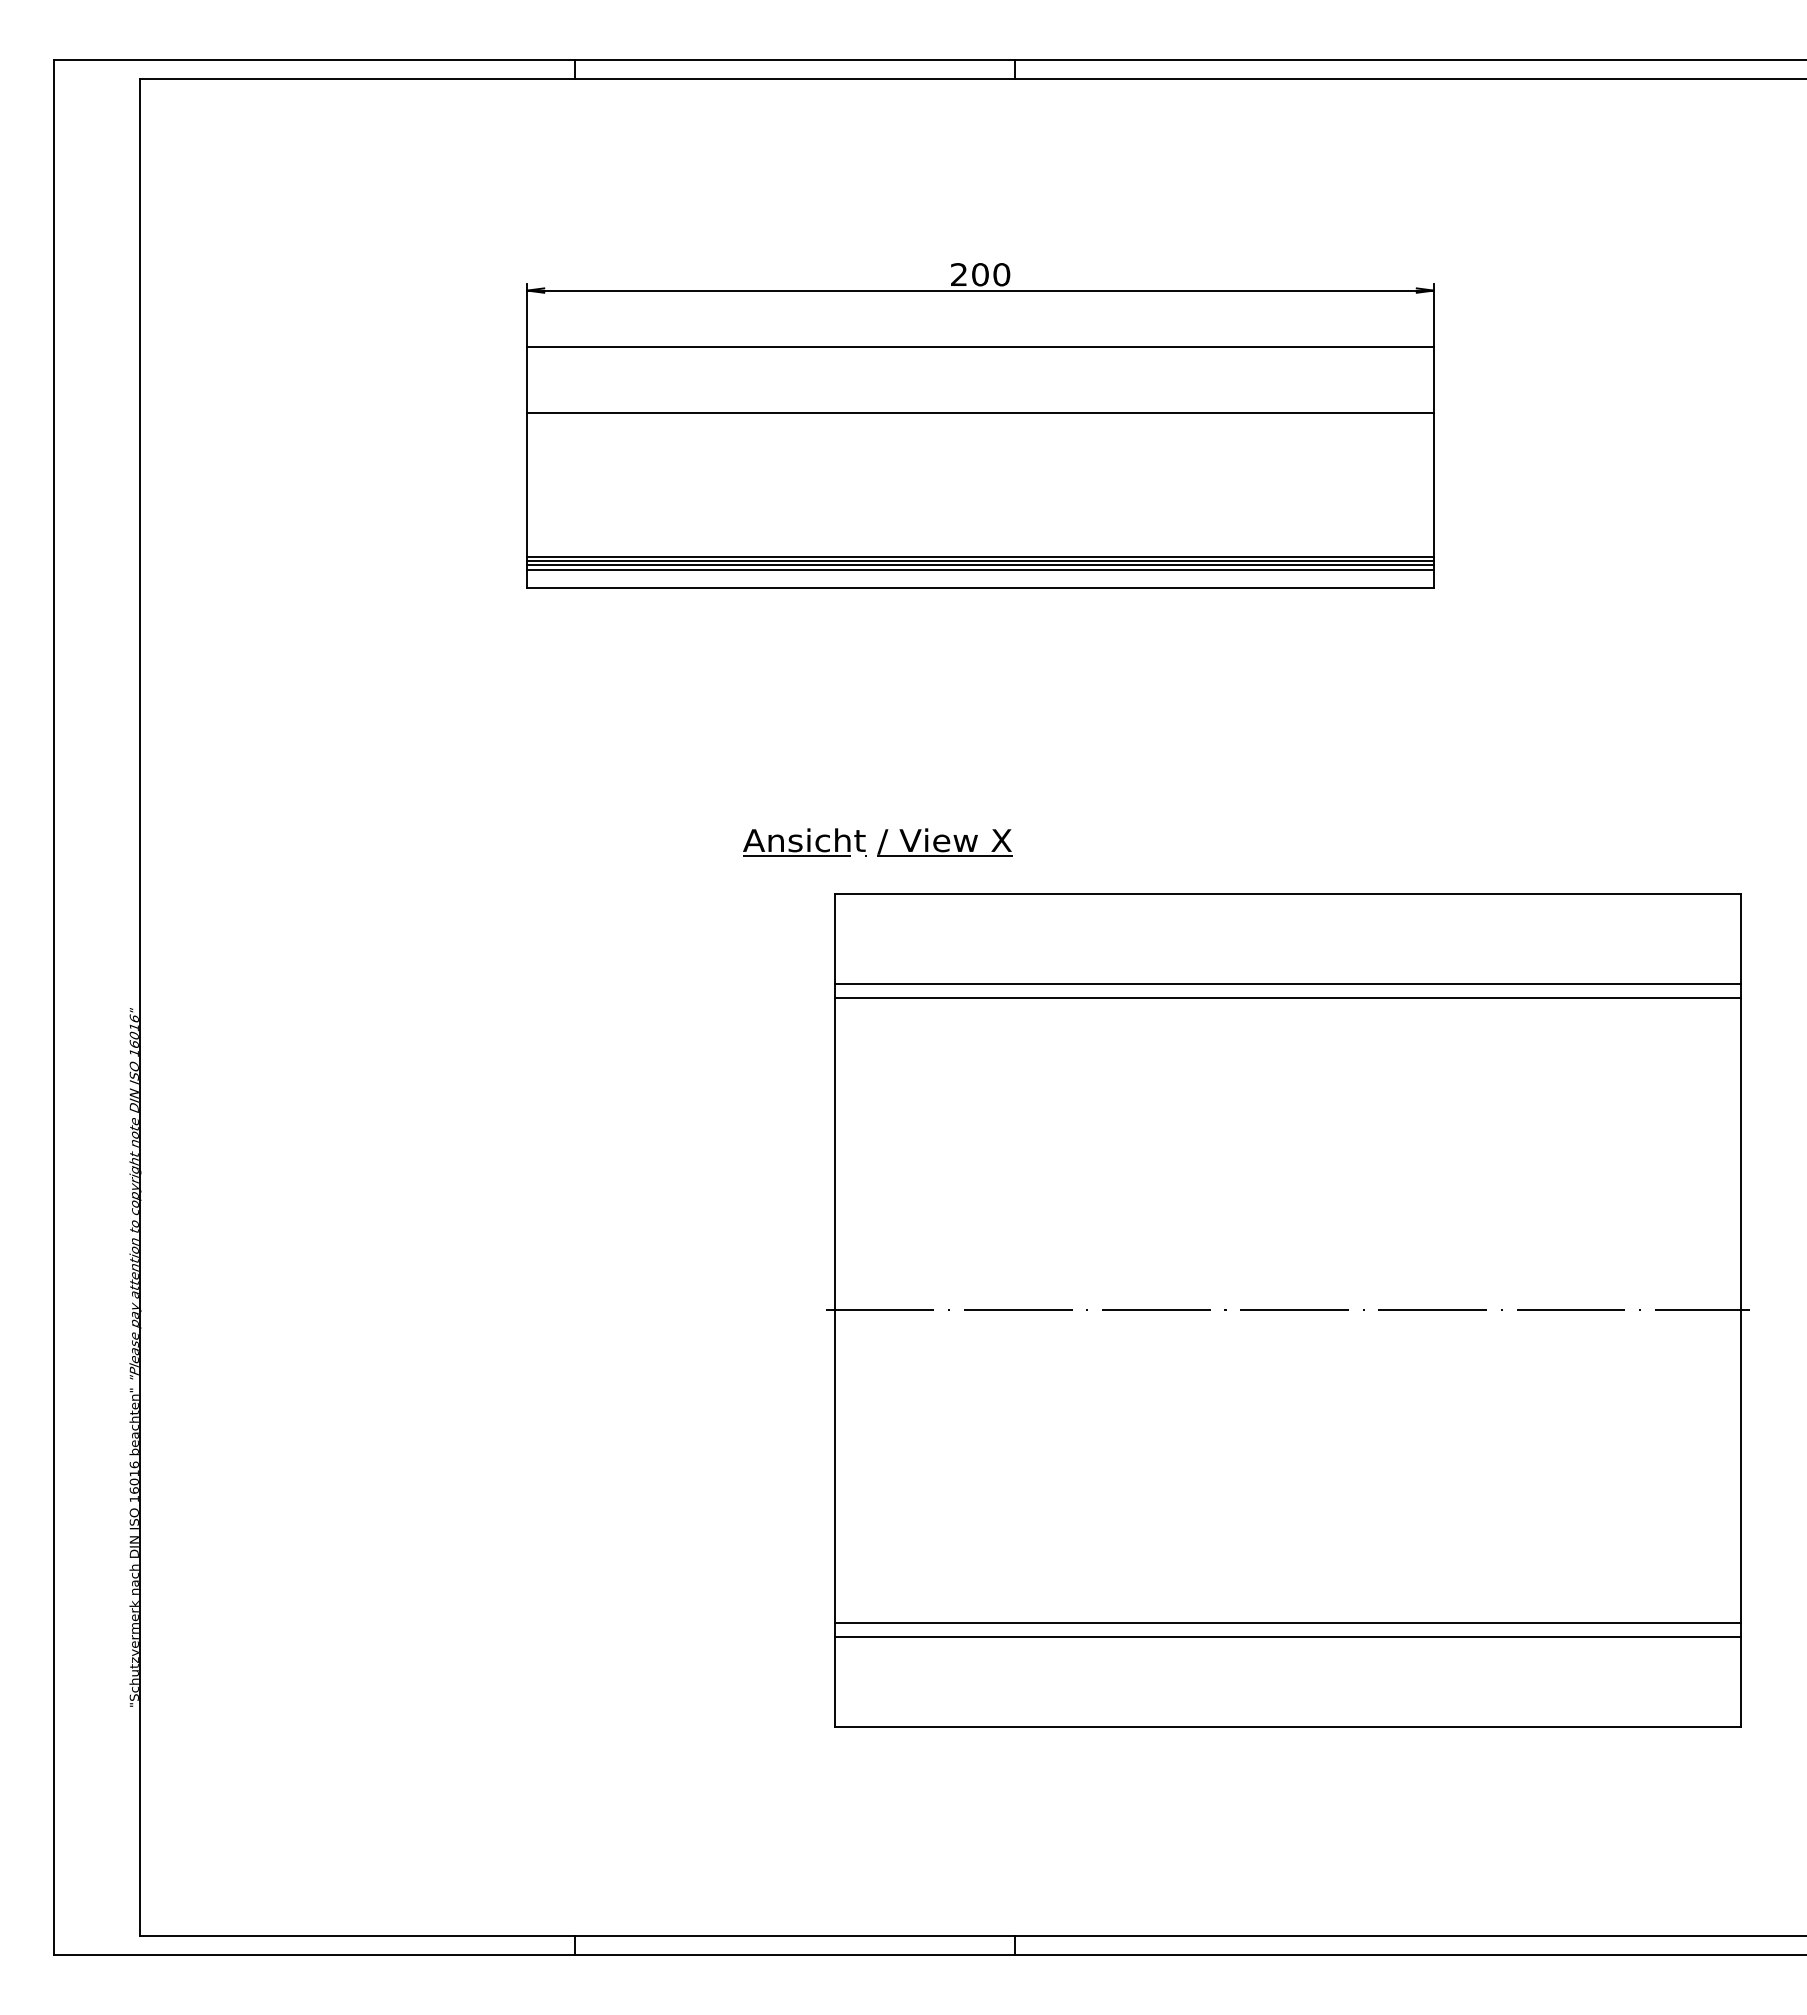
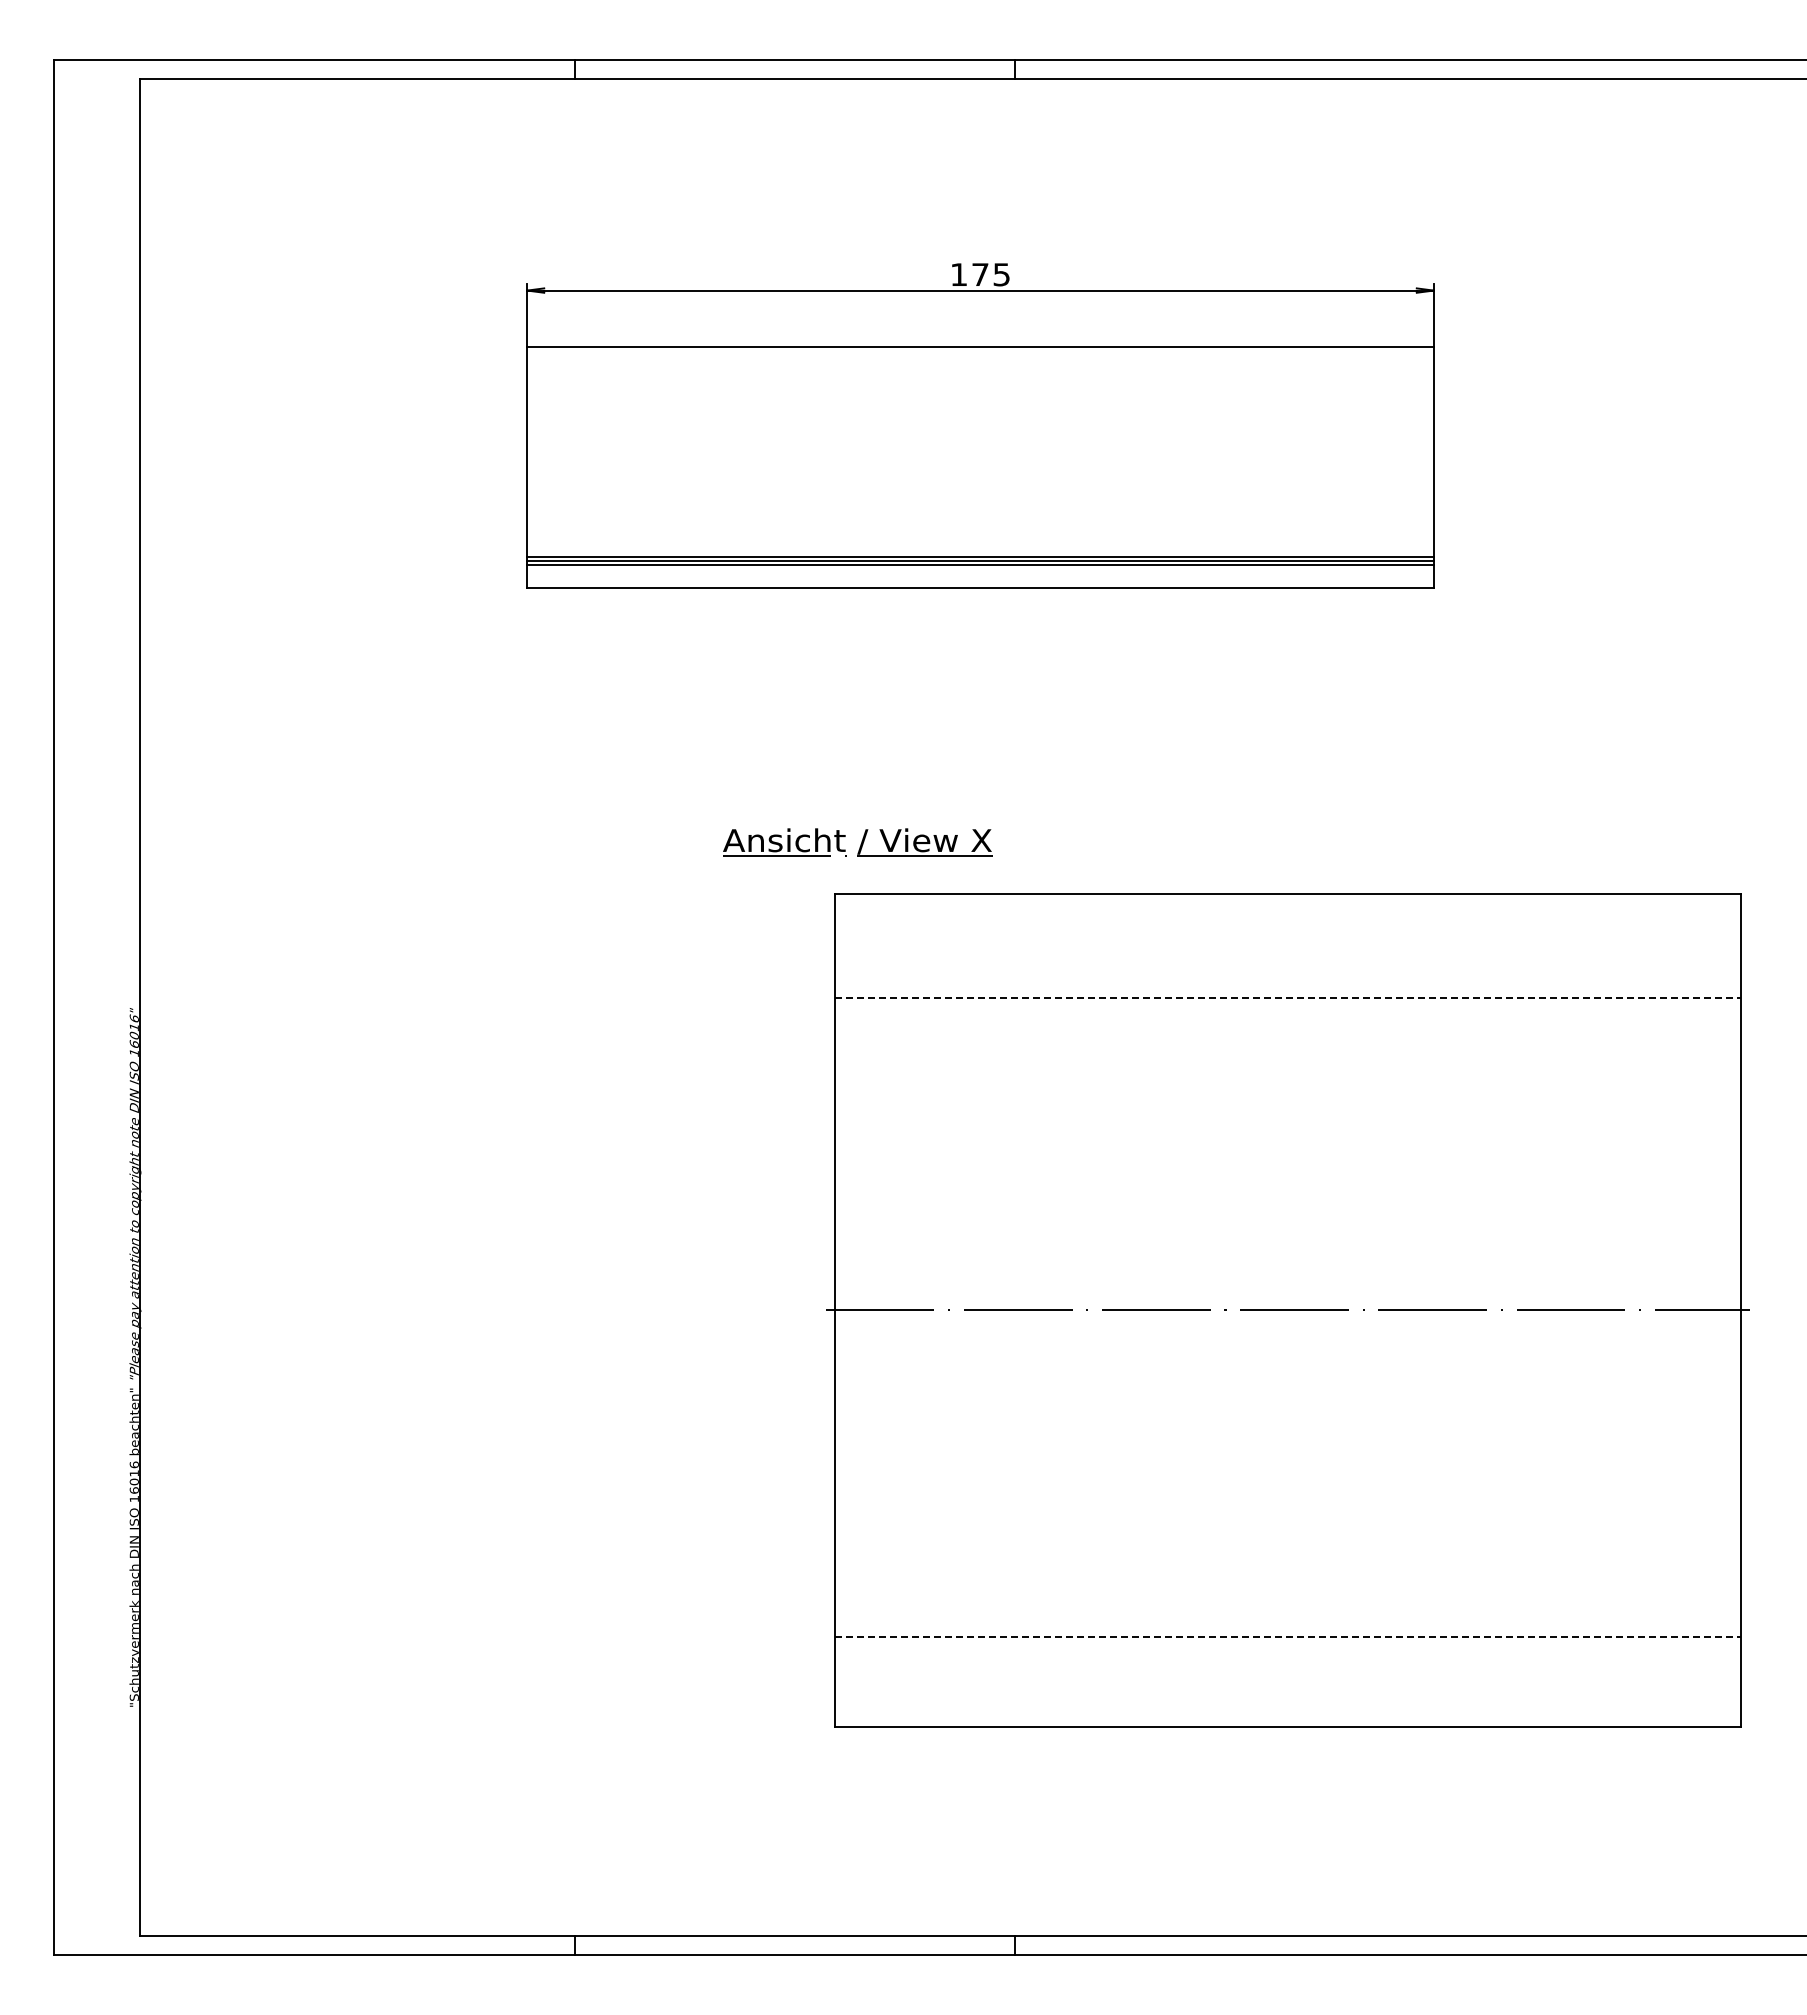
text: 200 -> 175 (980, 274)
line: present -> none (980, 413)
line: present -> none (980, 570)
part position: (877, 842) -> (857, 842) (857, 842)
line: present -> none (1287, 983)
line: solid -> dashed (1288, 997)
line: present -> none (1287, 1623)
line: solid -> dashed (1288, 1636)
